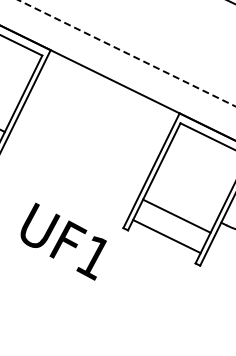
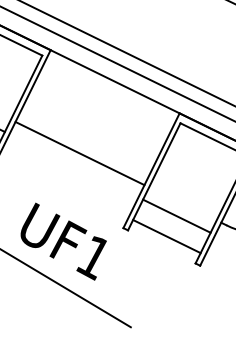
line: dashed -> solid (127, 53)
line: none -> present (117, 63)
line: none -> present (79, 153)
line: none -> present (66, 288)
